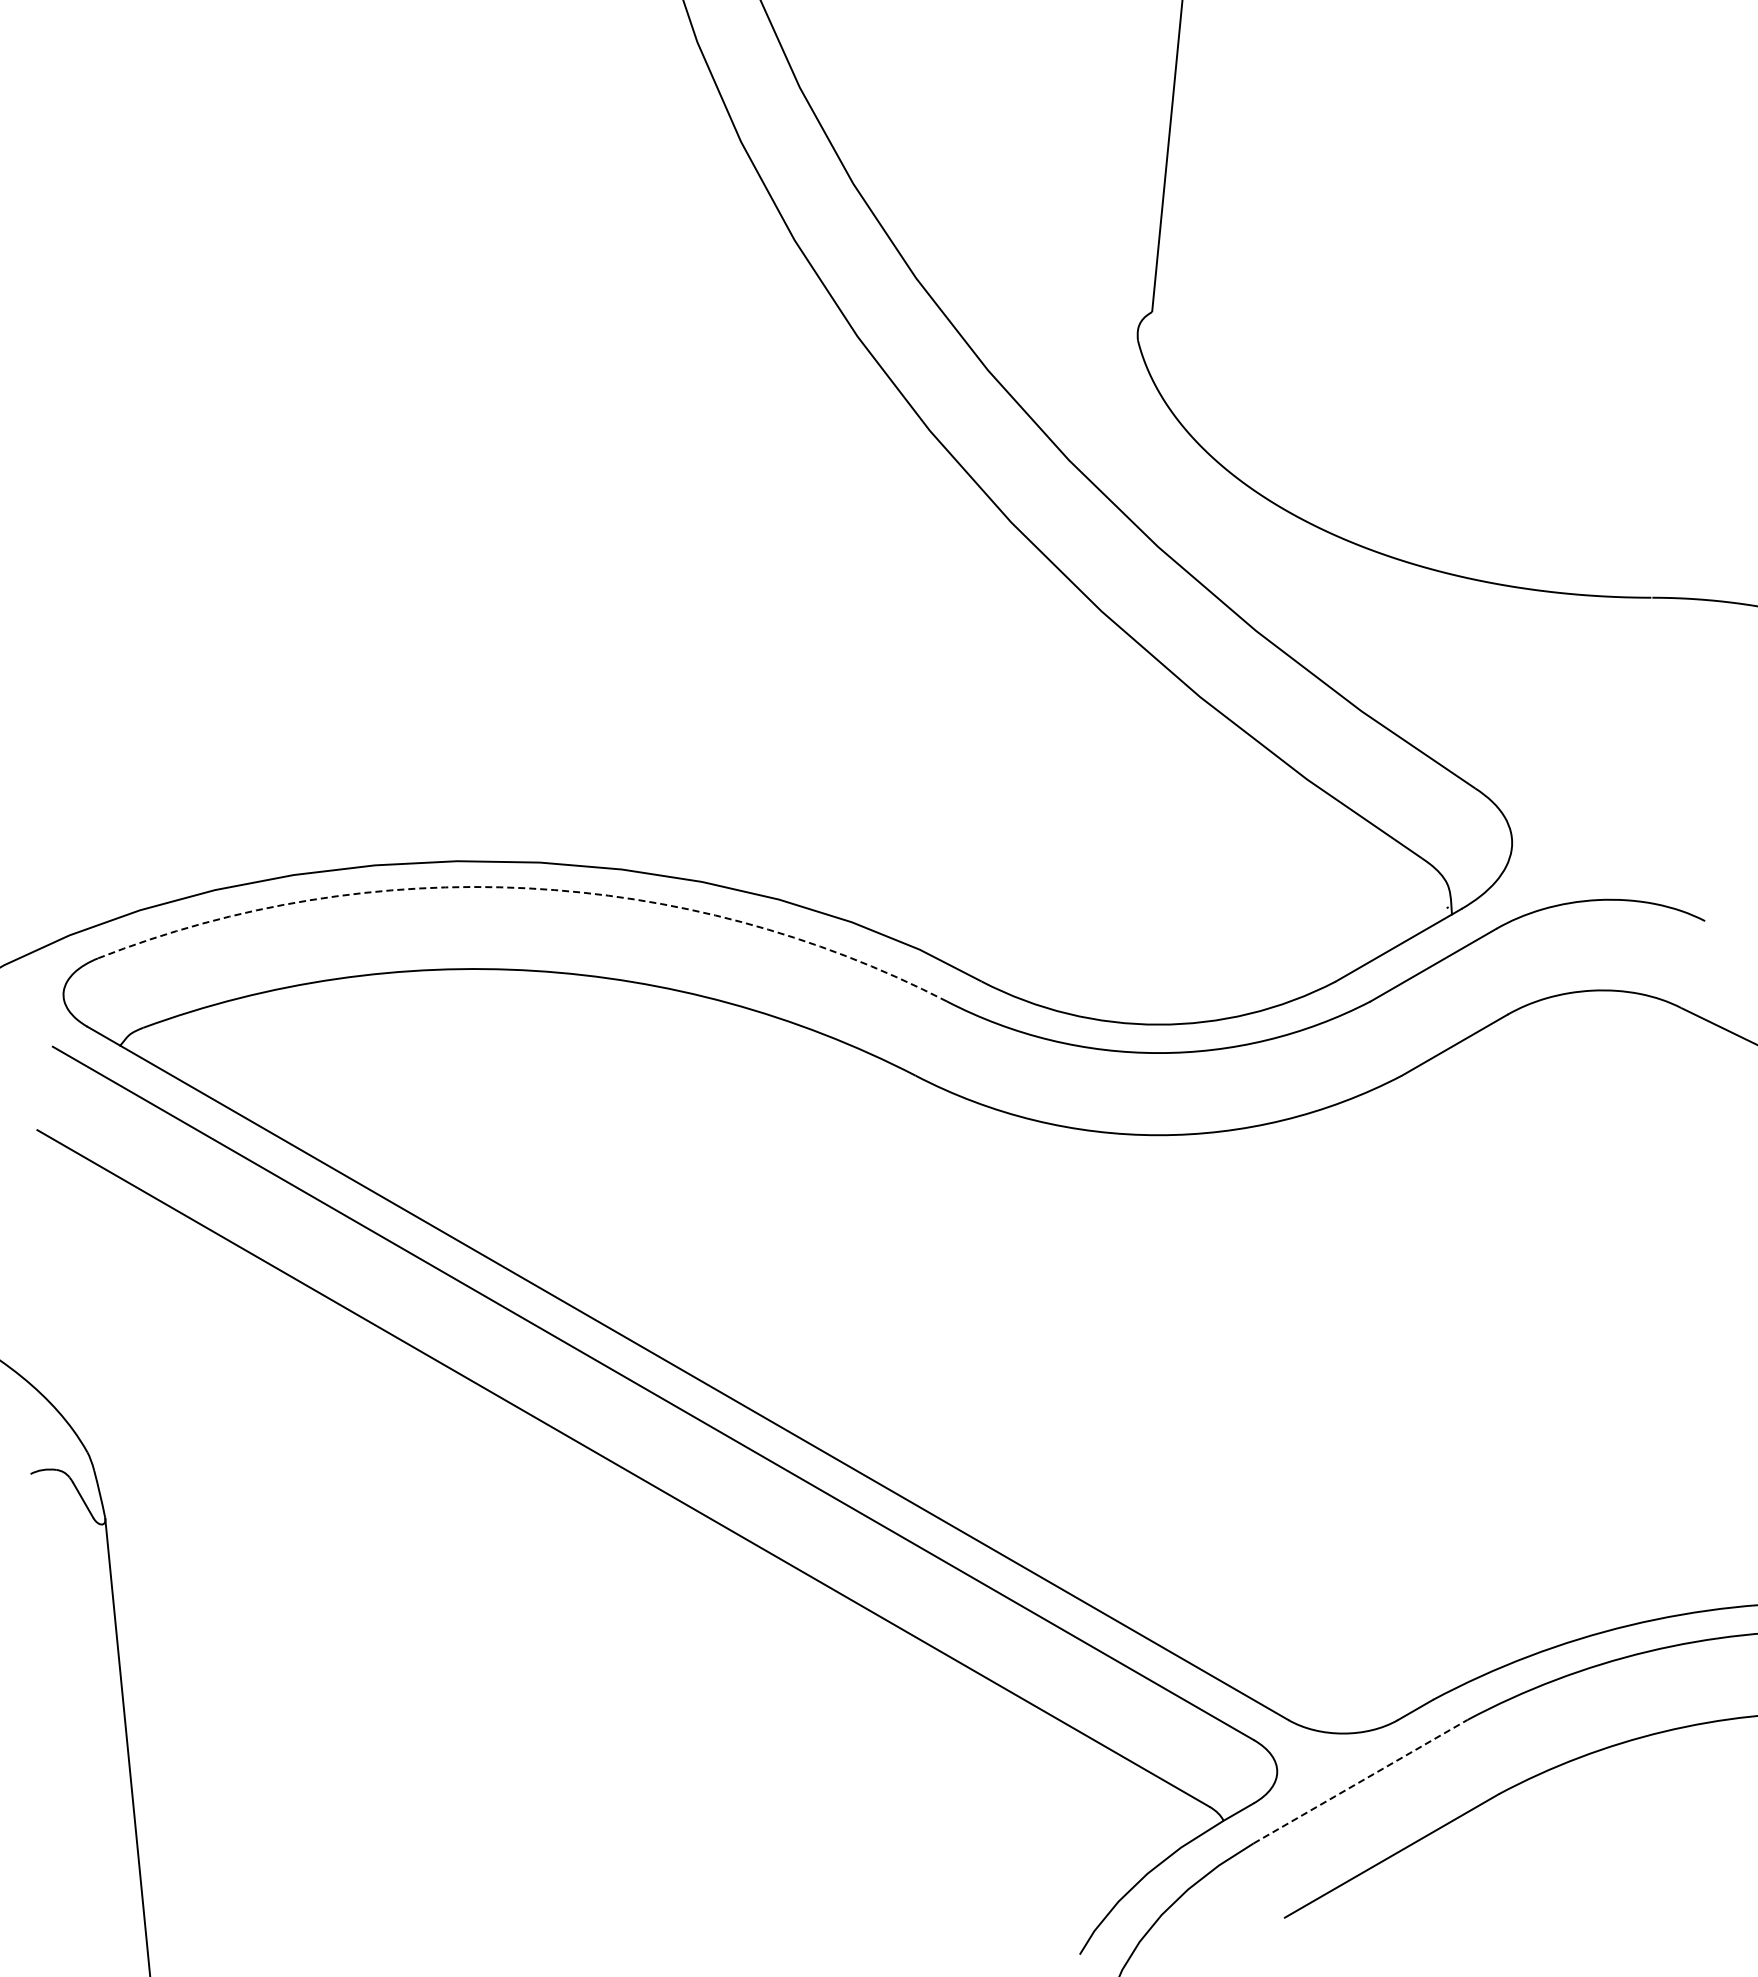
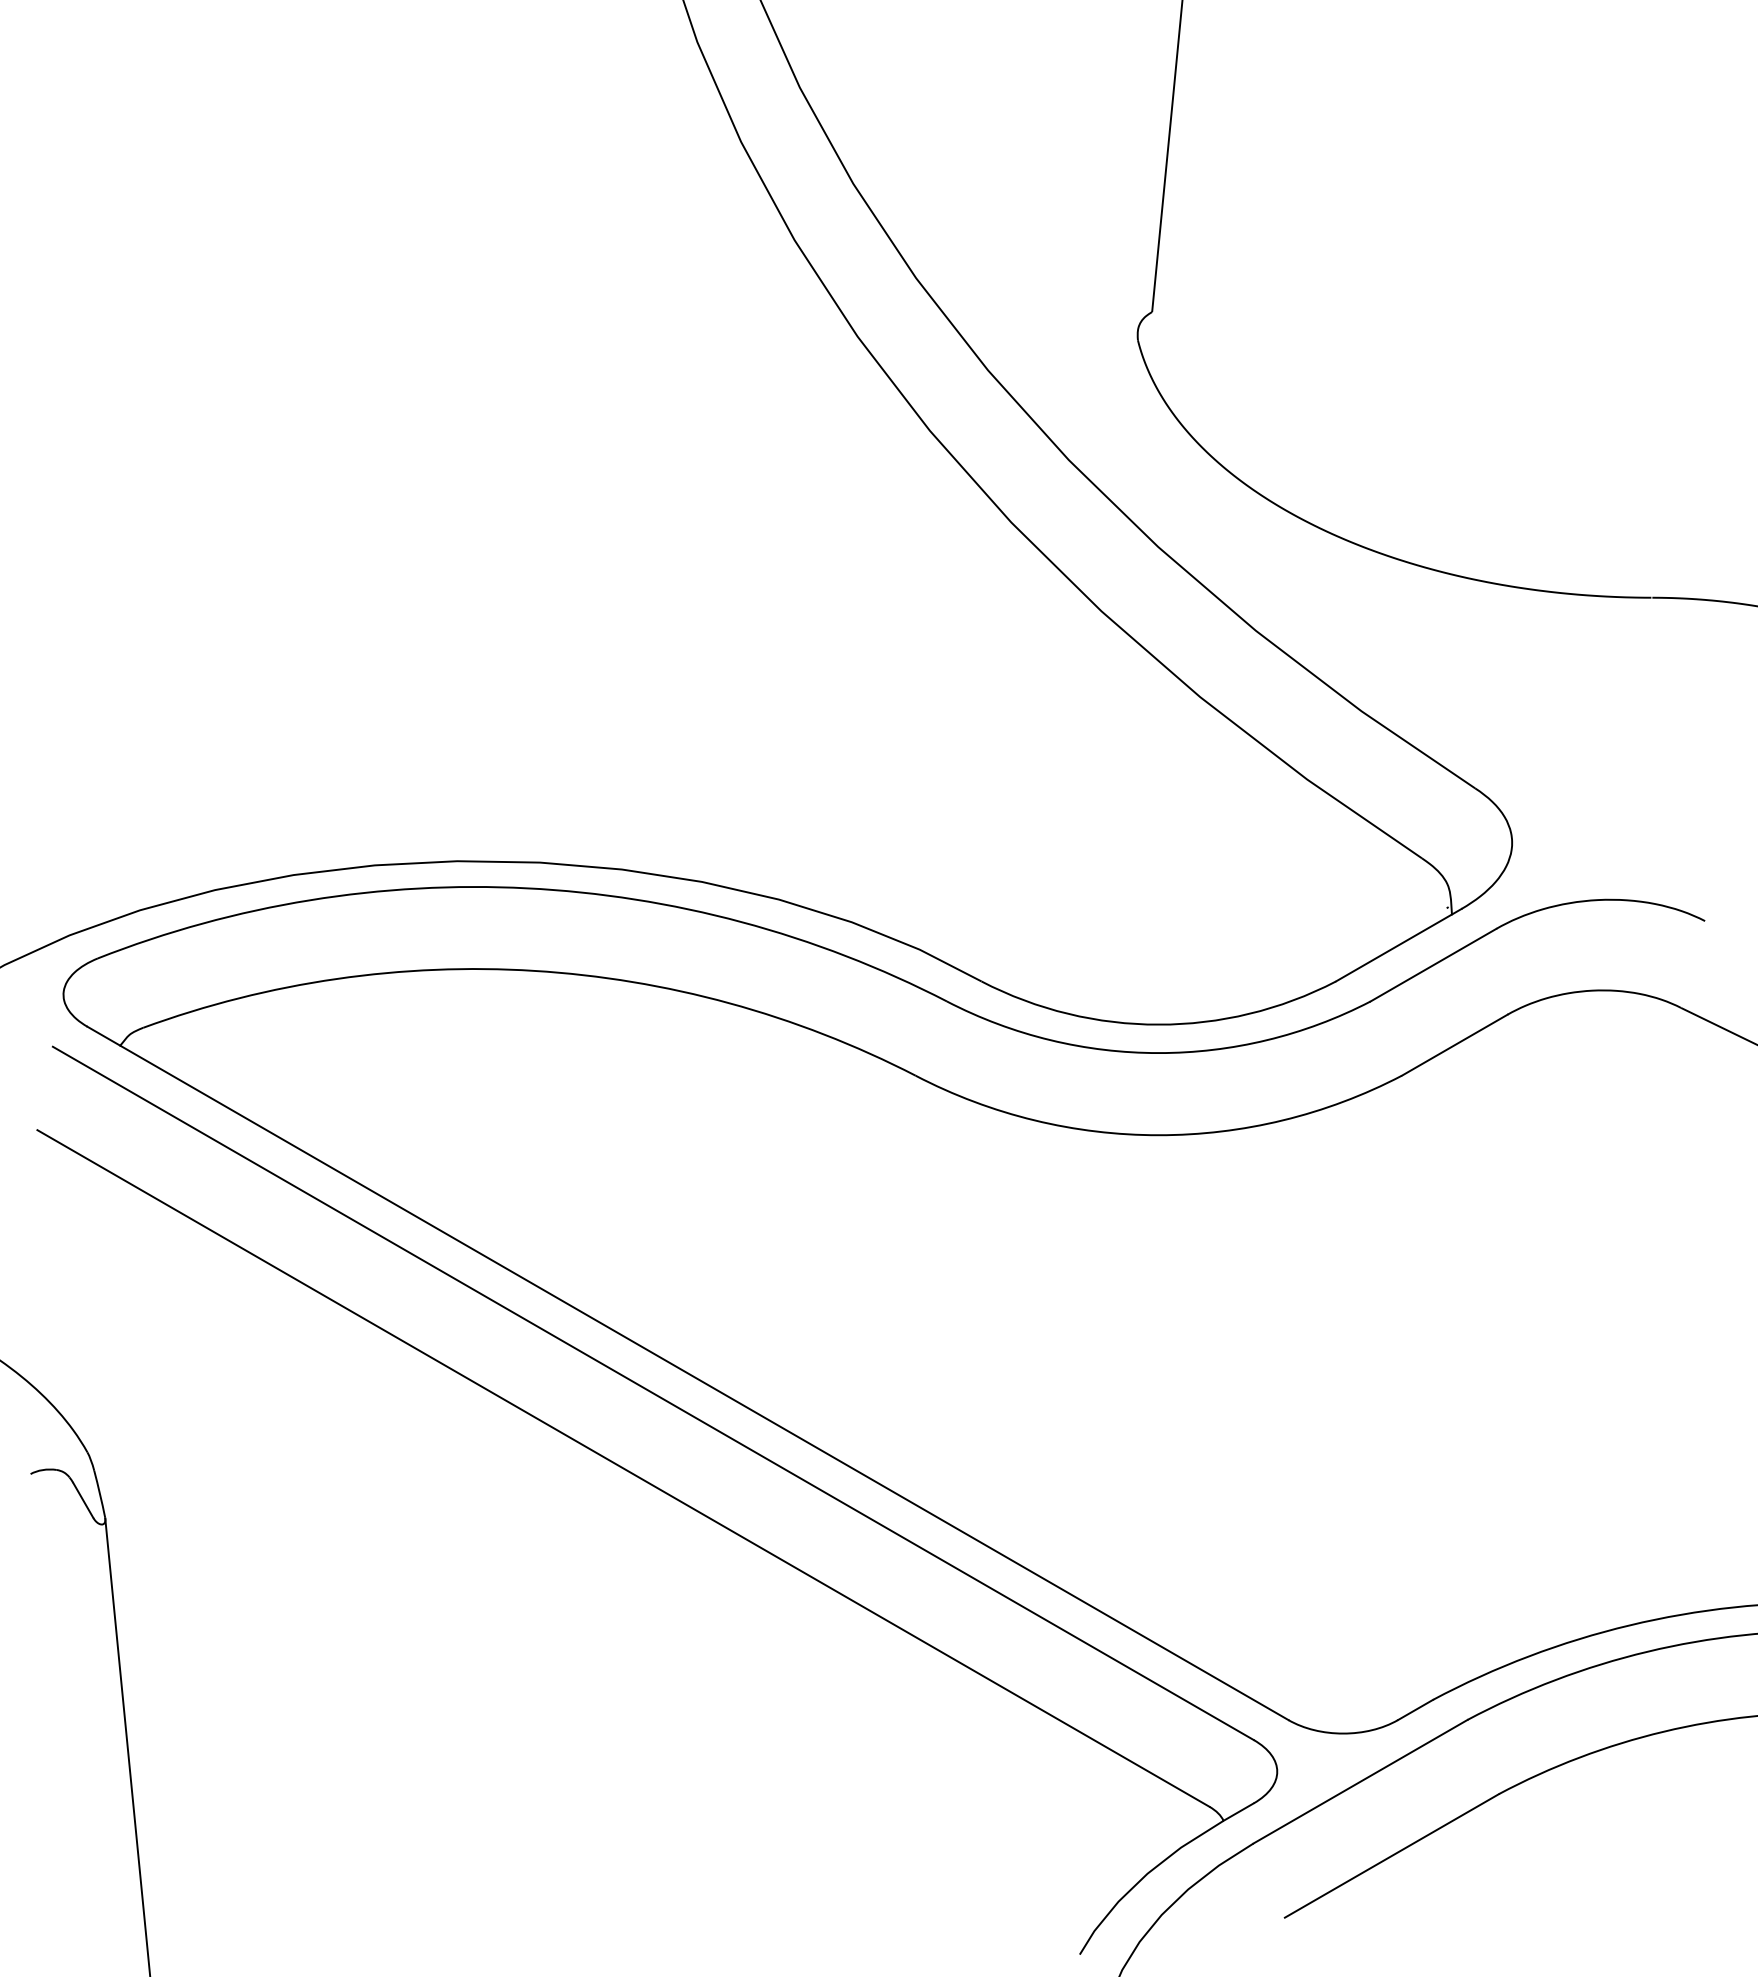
arc: dashed -> solid (527, 888)
line: dashed -> solid (1360, 1781)
